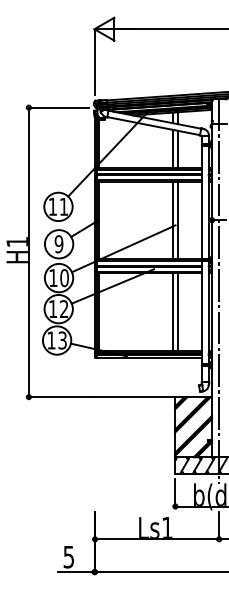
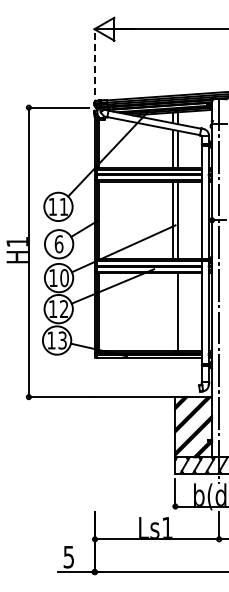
line: solid -> dashed (94, 61)
text: 9 -> 6 (58, 244)
line: present -> none (173, 311)
